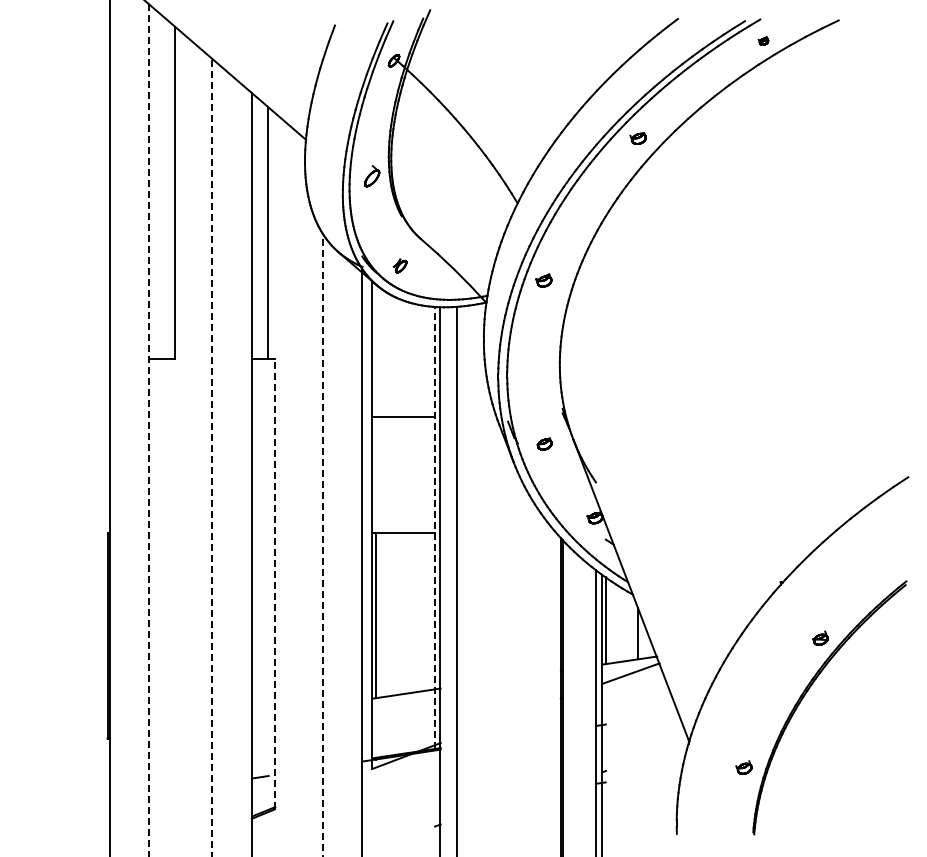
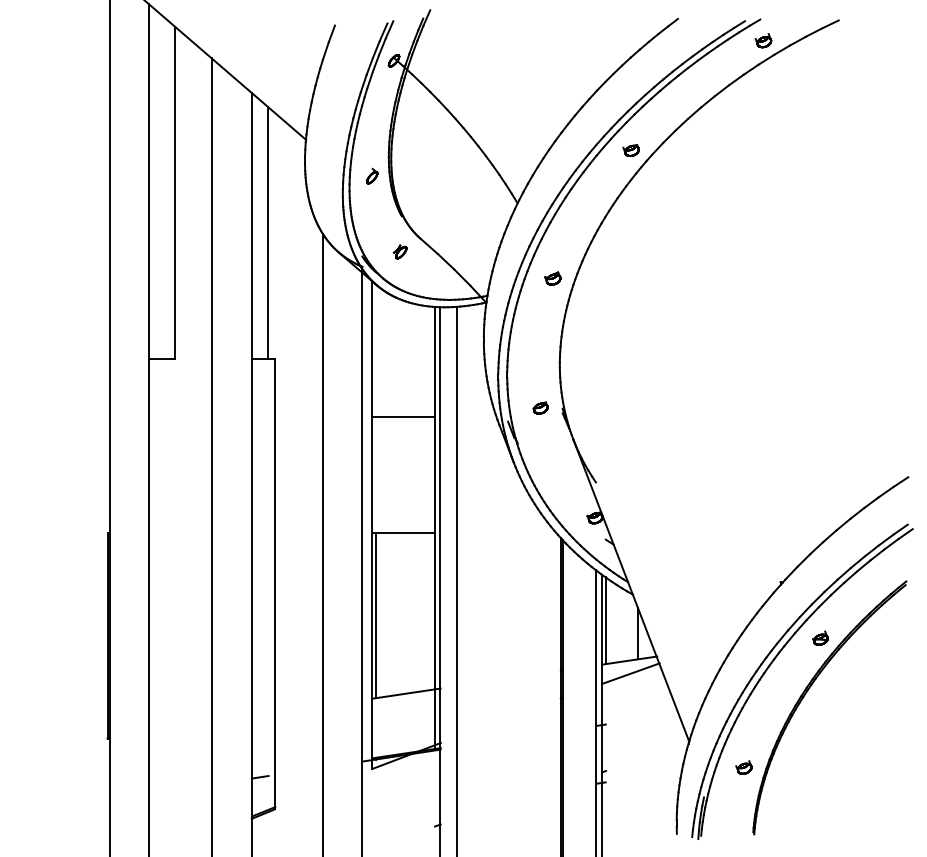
part size: 13x11 px -> 19x16 px (763, 40)
part position: (637, 138) -> (630, 150) (630, 150)
part size: 17x23 px -> 13x18 px (372, 175)
part position: (399, 265) -> (399, 251) (399, 251)
part position: (543, 280) -> (552, 278) (552, 278)
line: dashed -> solid (149, 430)
part position: (544, 443) -> (540, 407) (540, 407)
line: dashed -> solid (212, 457)
line: dashed -> solid (434, 527)
line: dashed -> solid (322, 544)
line: dashed -> solid (274, 583)
part: none -> present (775, 659)
